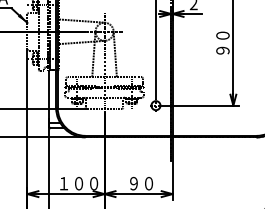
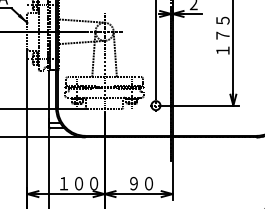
text: ９０ -> １７５ (222, 35)
